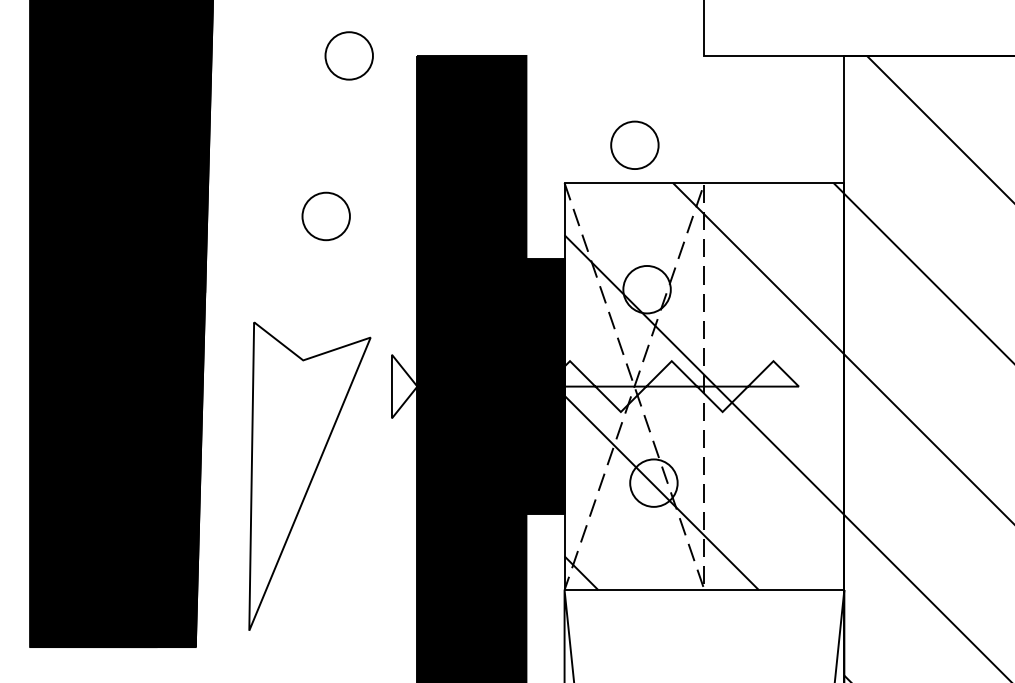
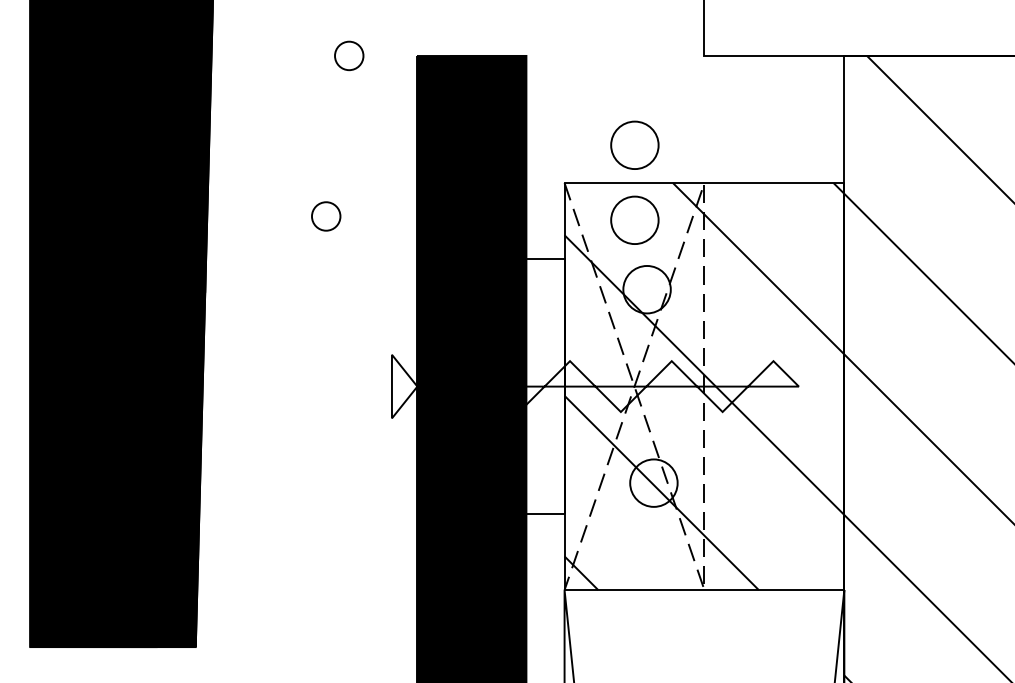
circle diameter: 47 px -> 28 px (349, 55)
circle diameter: 47 px -> 28 px (326, 216)
circle: none -> present (634, 219)
fill: present -> none (545, 386)
part: present -> none (309, 475)
